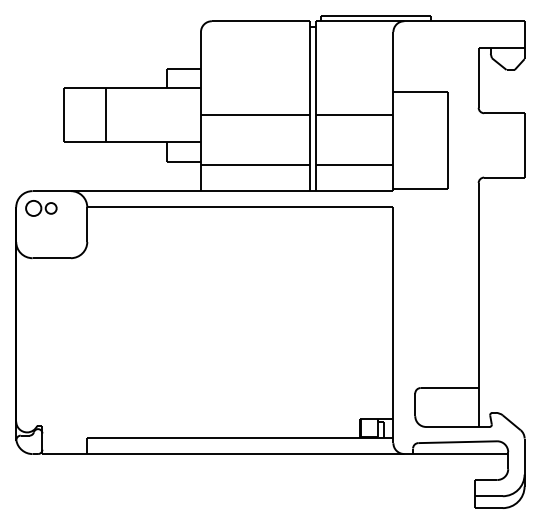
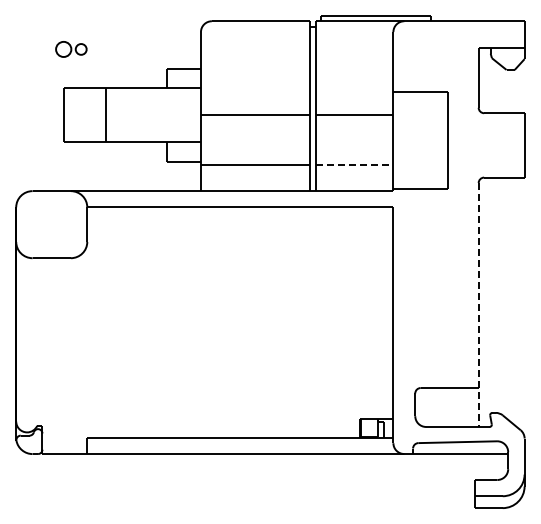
line: solid -> dashed (354, 165)
part position: (41, 208) -> (71, 49) (71, 49)
line: solid -> dashed (478, 305)
